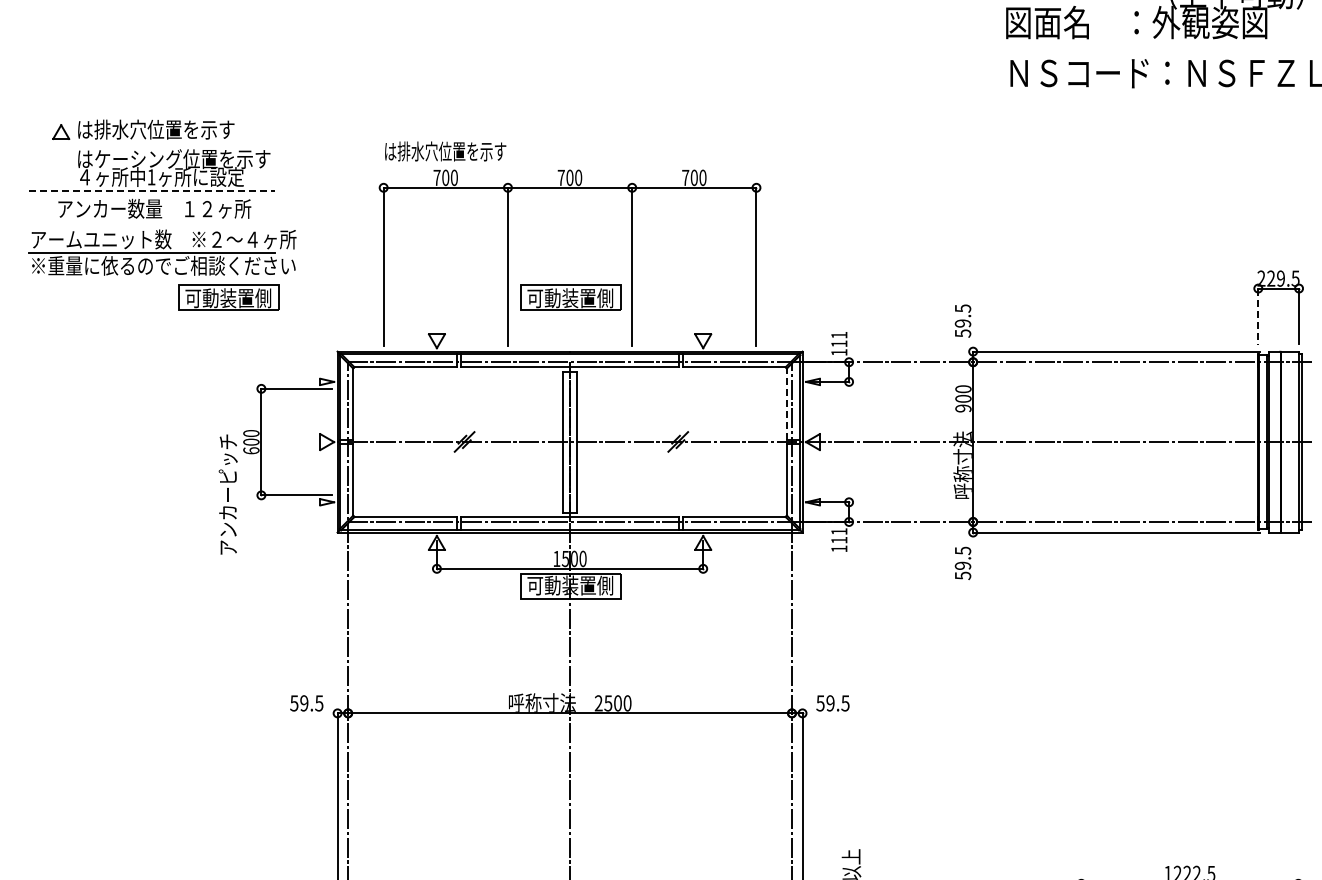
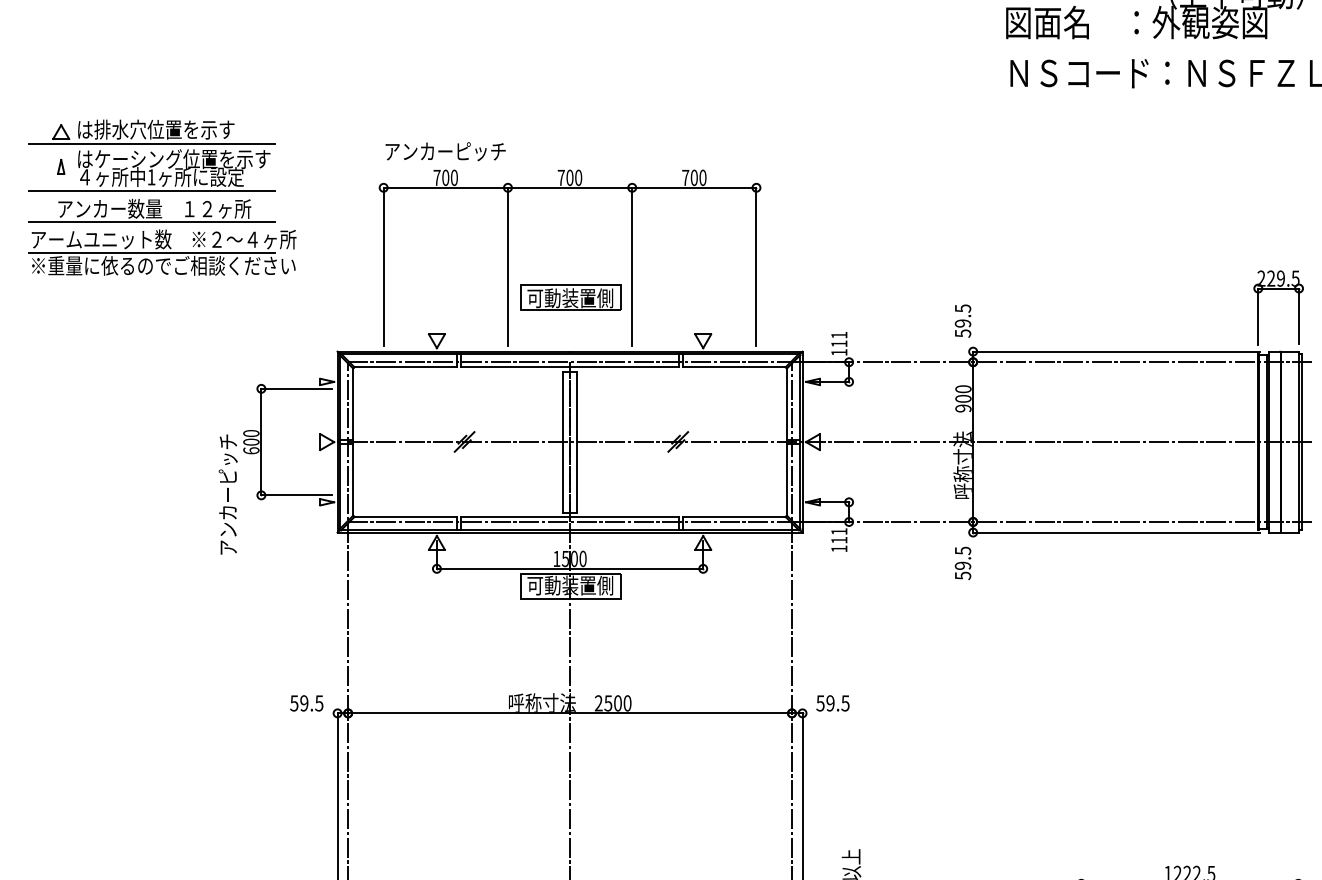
line: none -> present (152, 143)
text: は排水穴位置を示す -> アンカーピッチ (445, 151)
part: none -> present (61, 166)
line: dashed -> solid (152, 191)
line: none -> present (152, 222)
part: present -> none (228, 297)
line: dashed -> solid (1258, 317)
line: dashed -> solid (786, 404)
